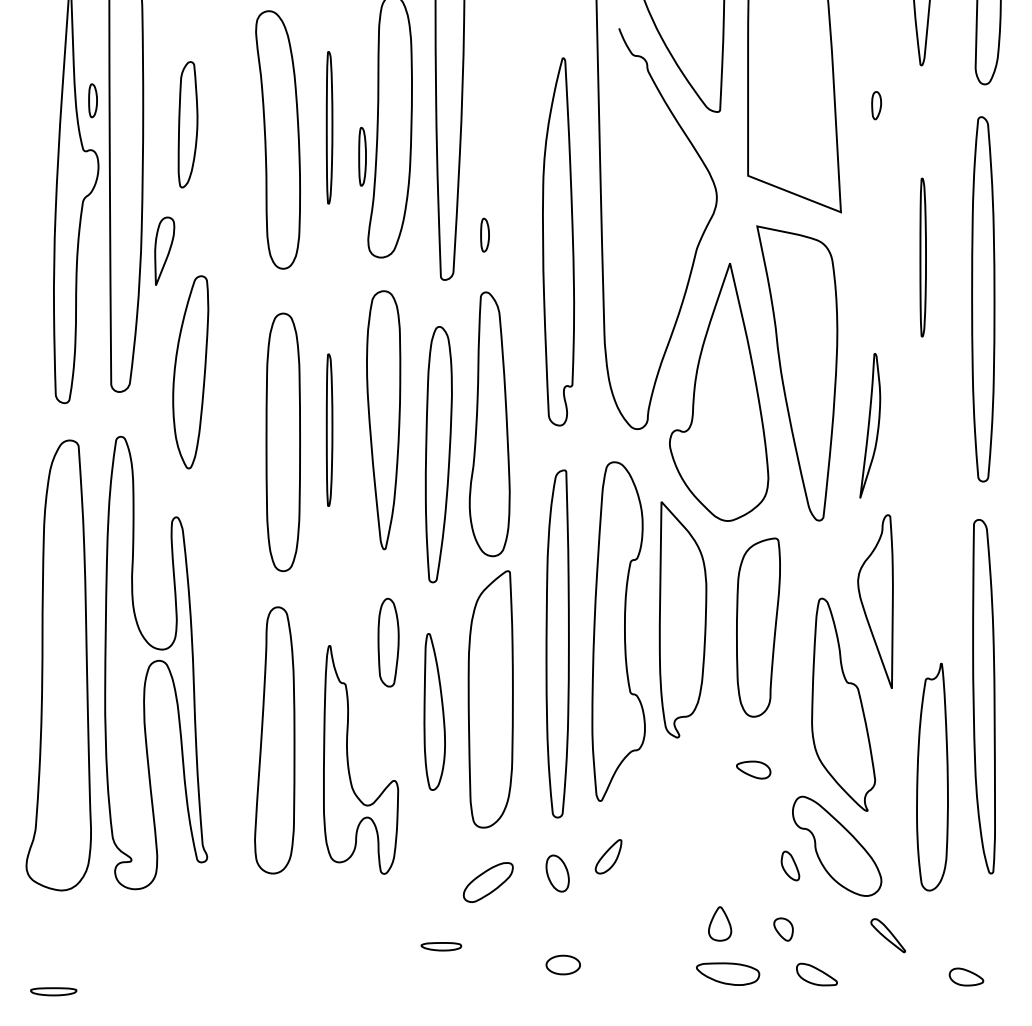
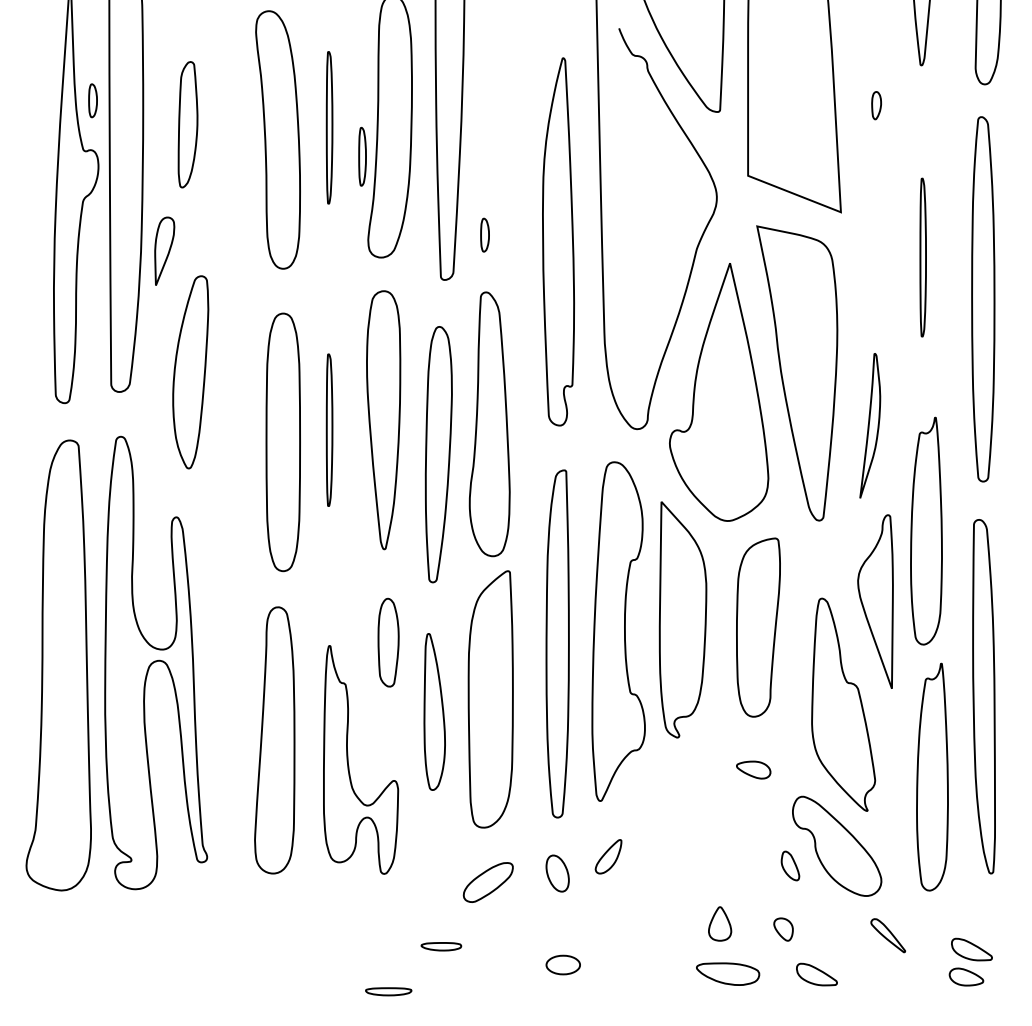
part: none -> present (926, 530)
part: none -> present (971, 949)
part position: (53, 991) -> (388, 991) (388, 991)
